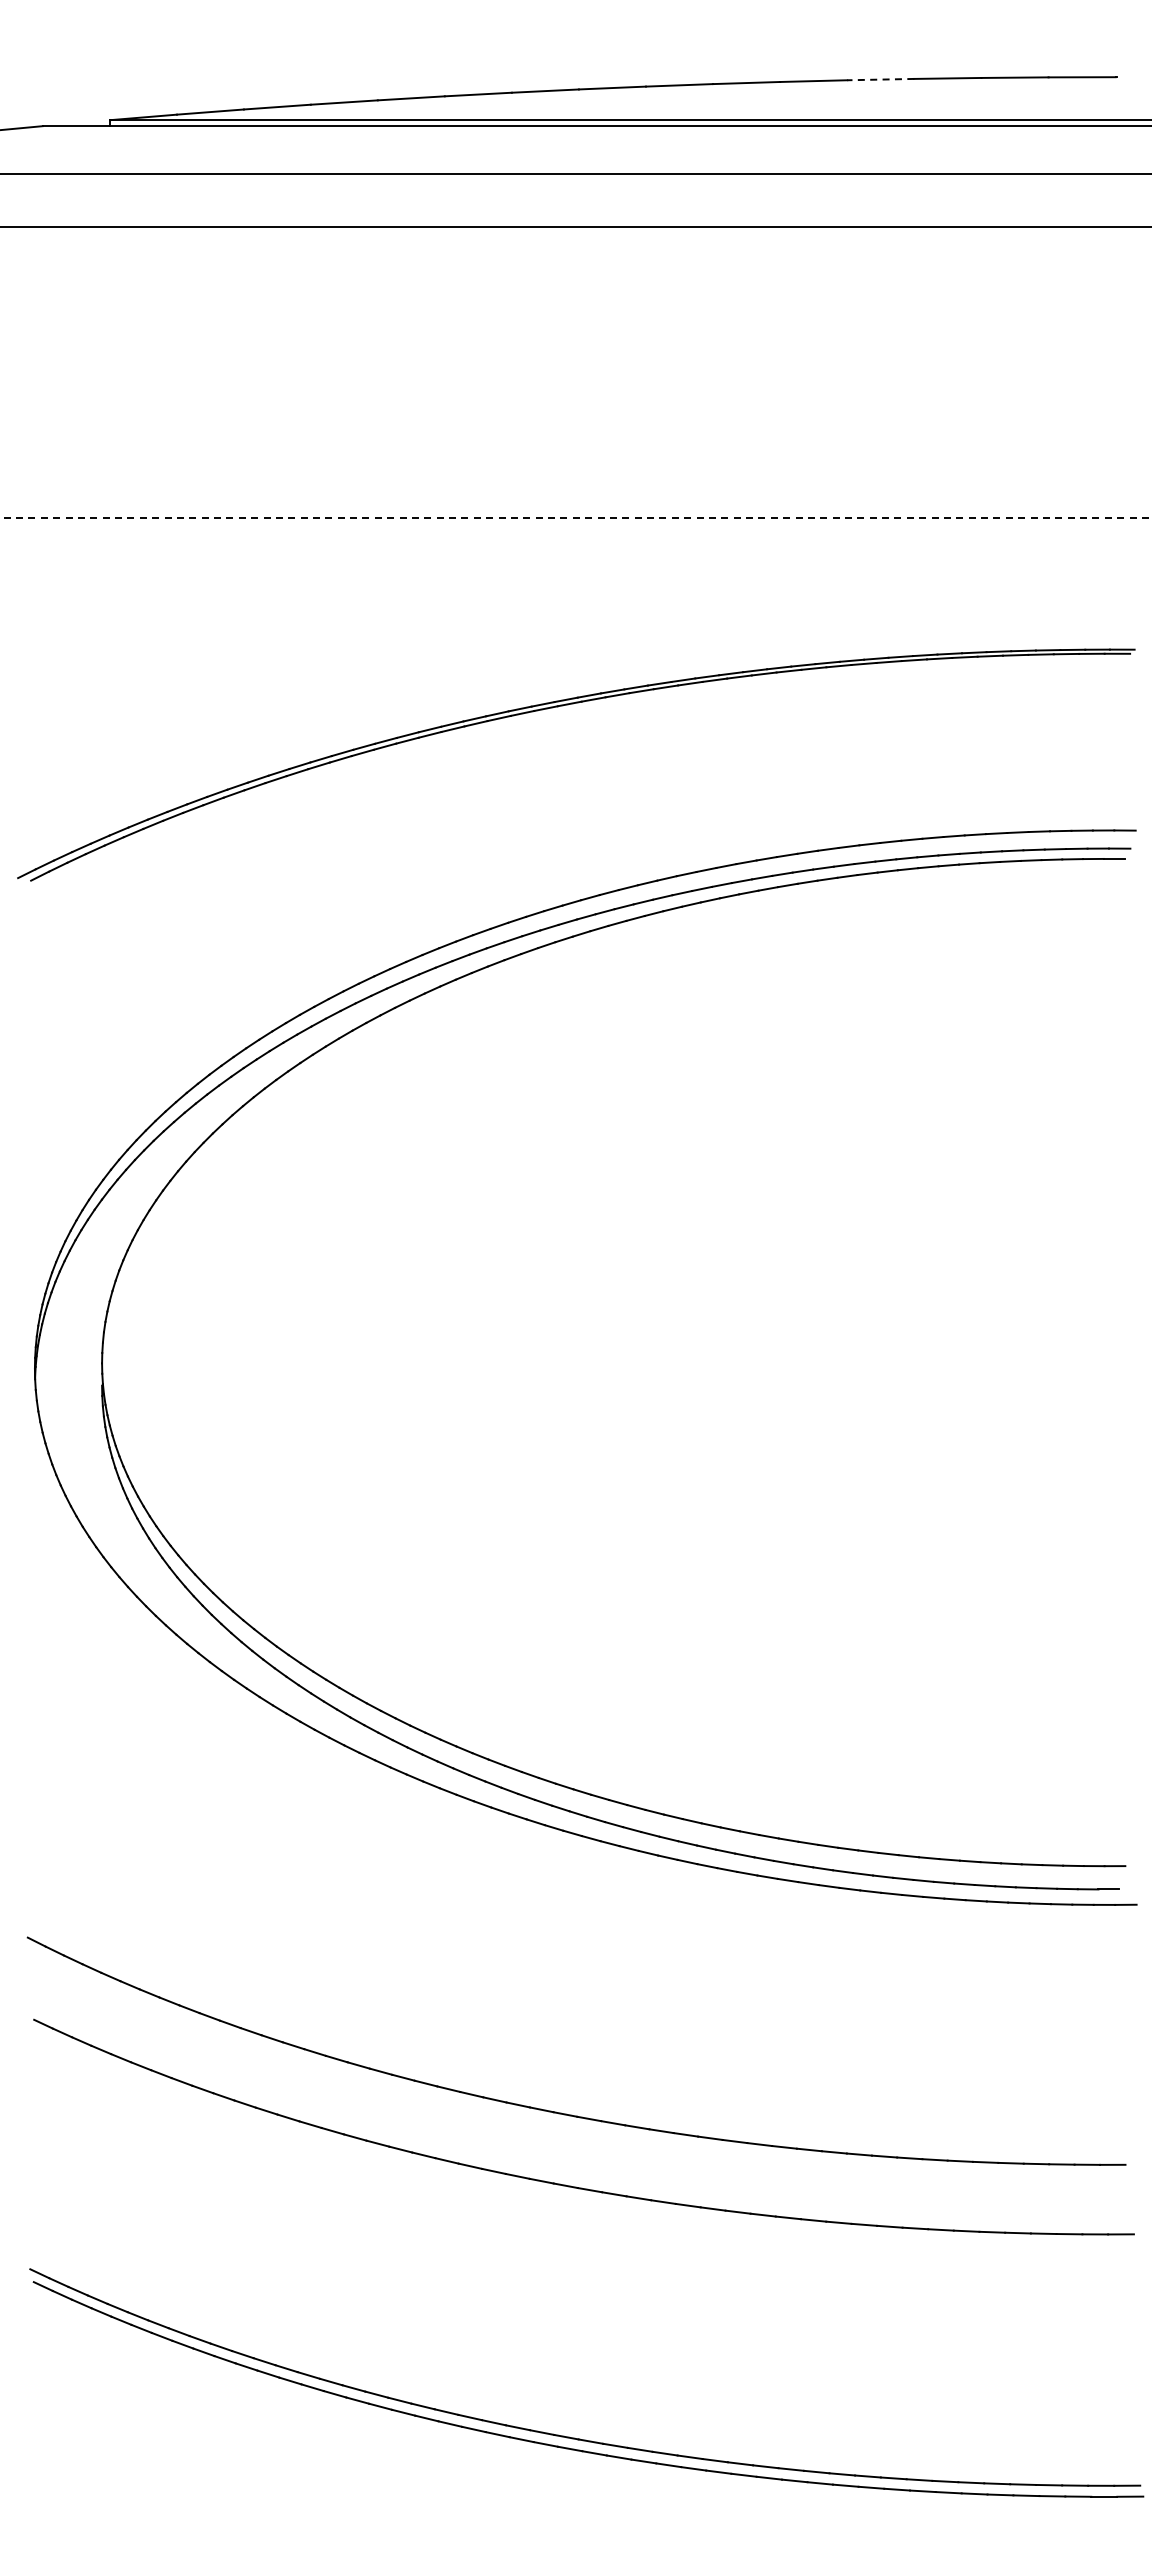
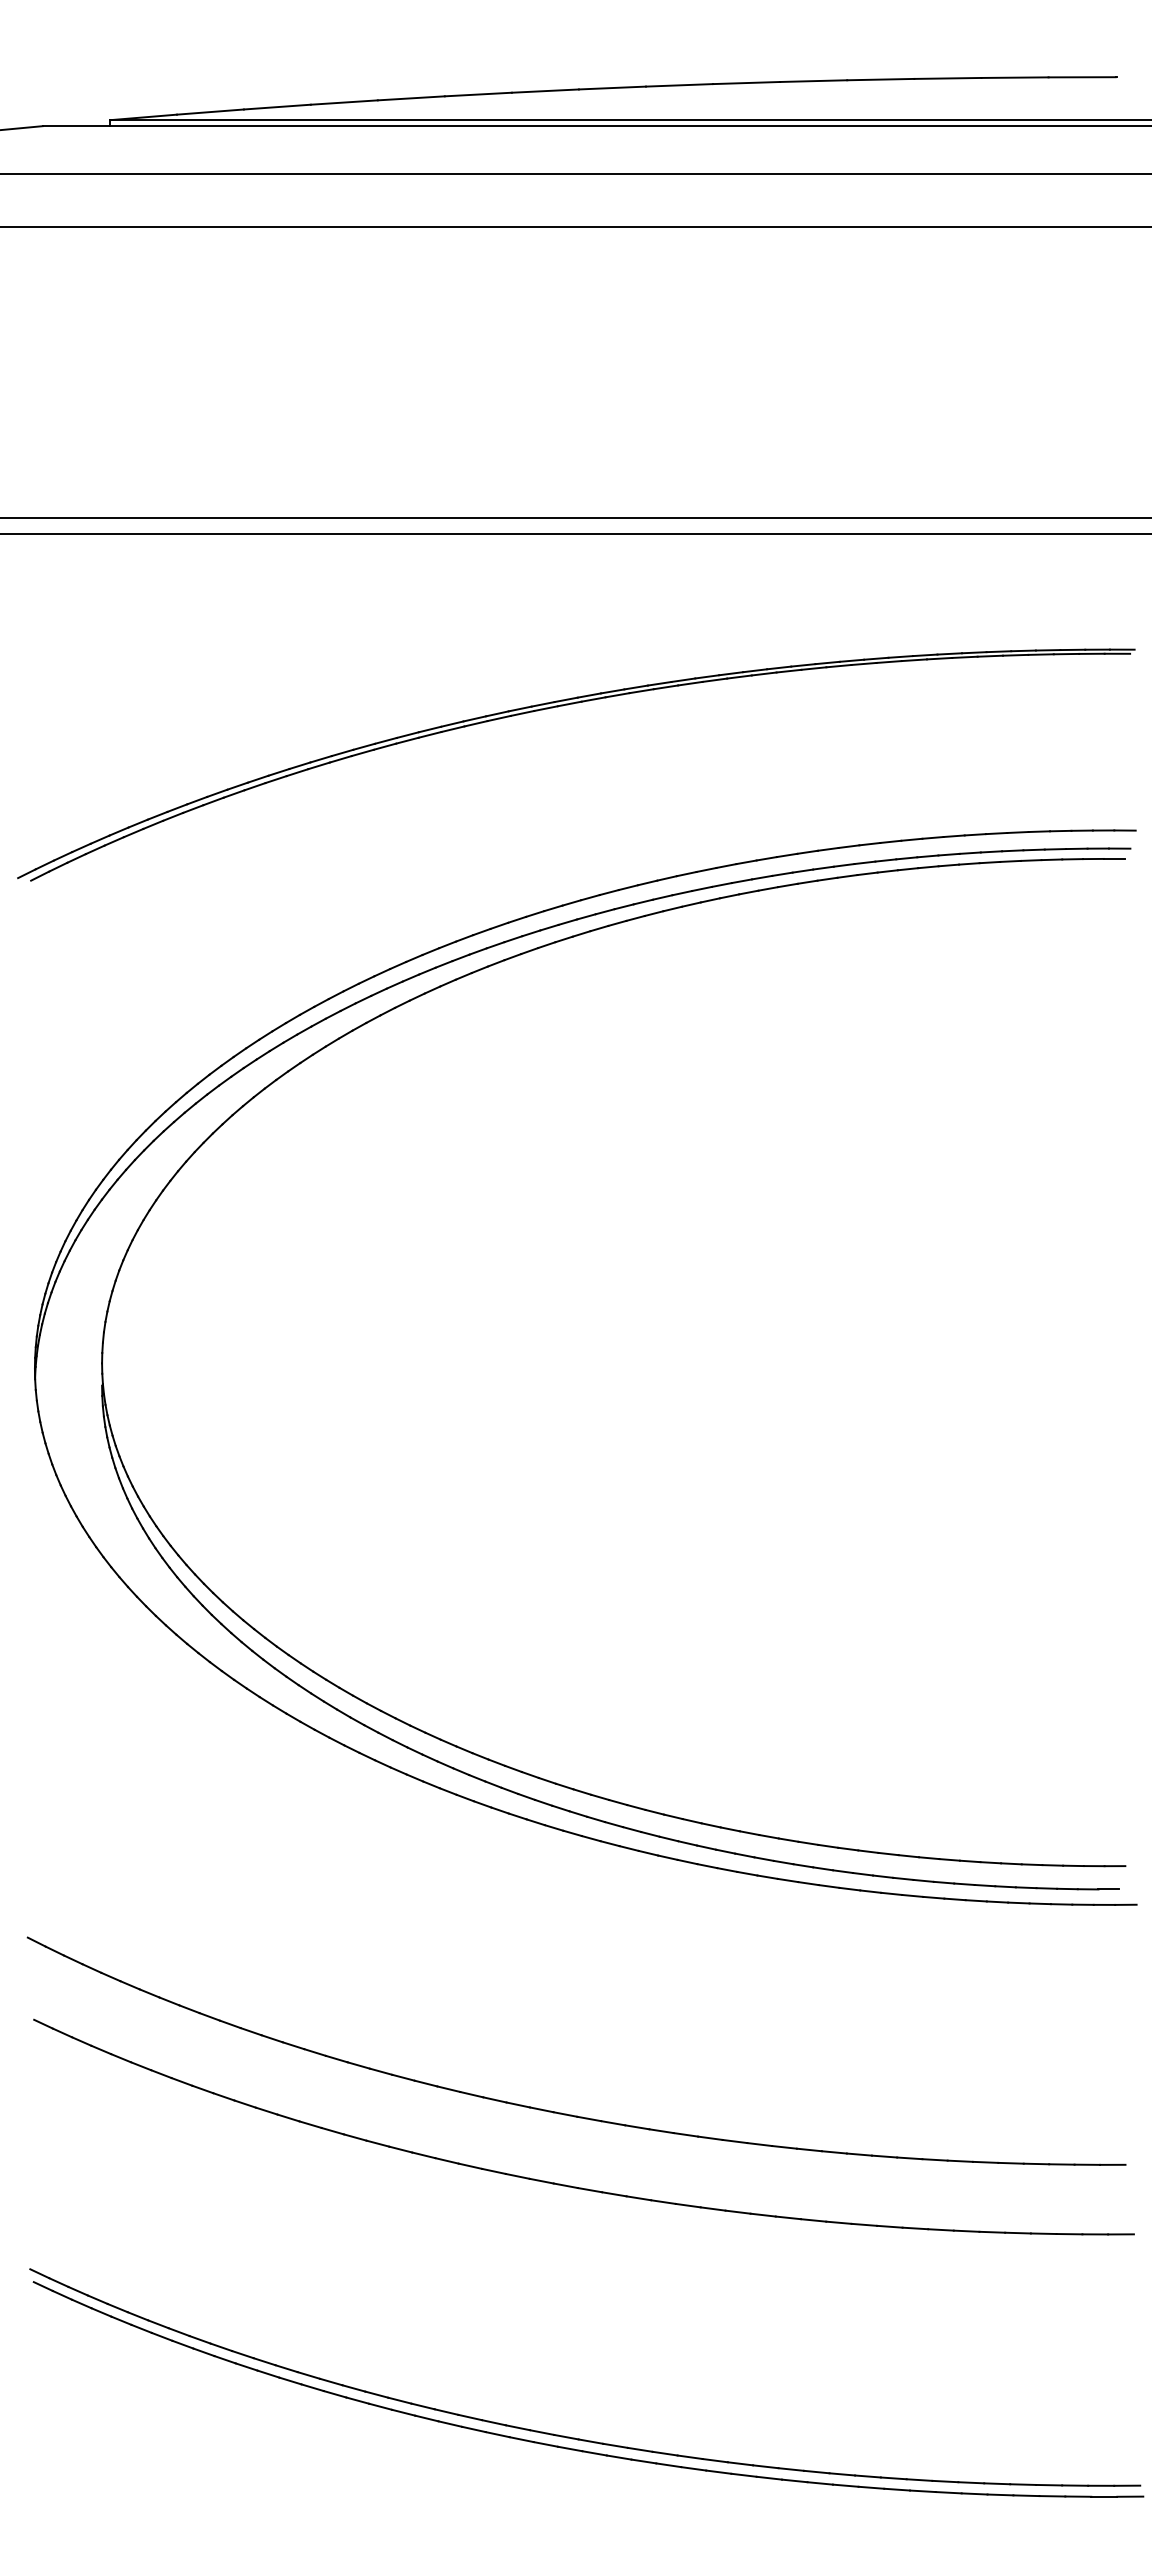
line: dashed -> solid (880, 79)
line: dashed -> solid (575, 517)
line: none -> present (575, 533)
